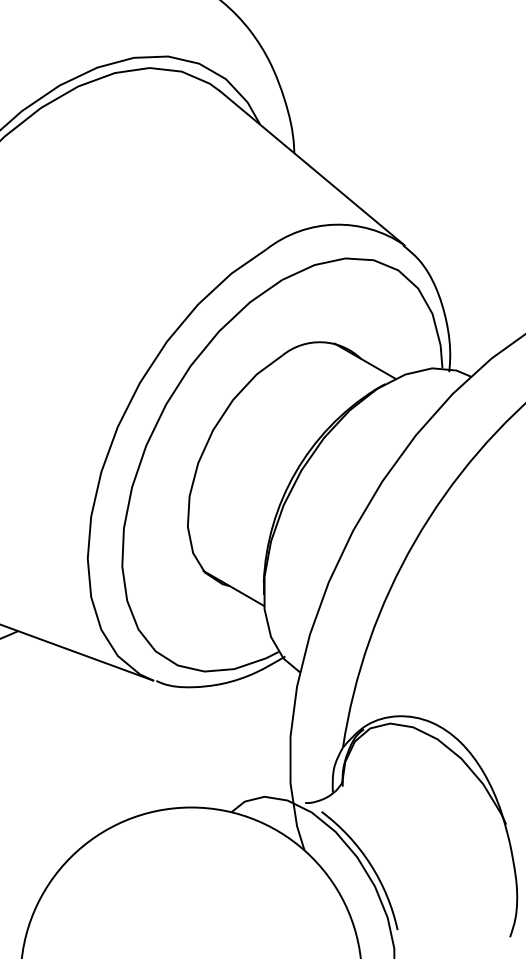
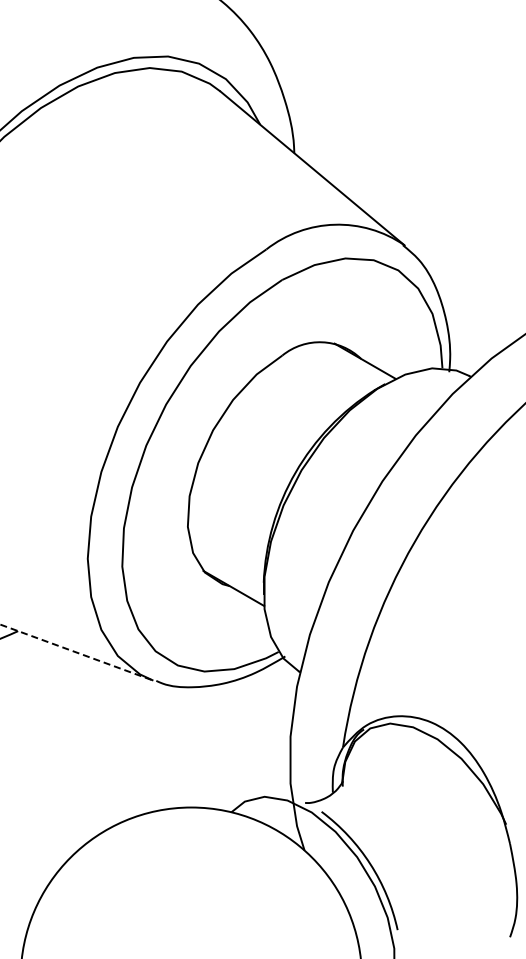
line: solid -> dashed (77, 652)
